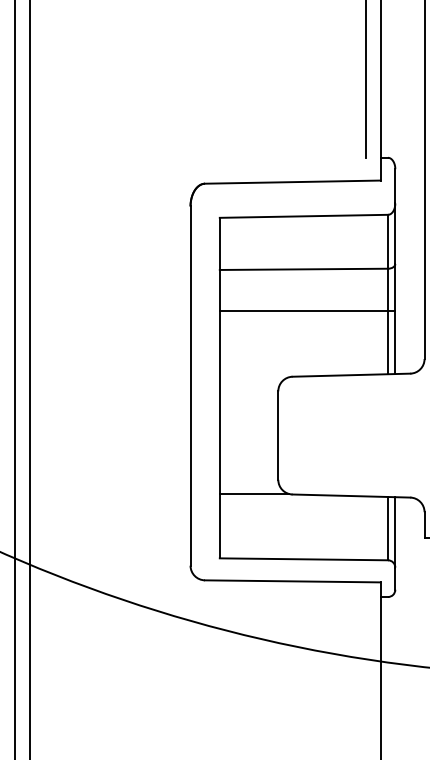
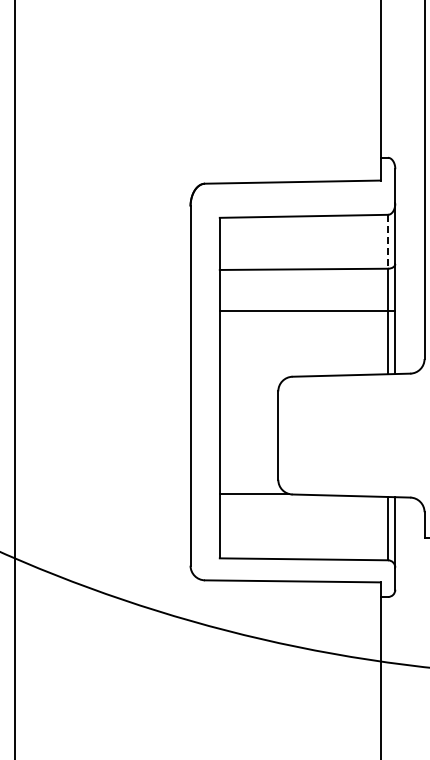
line: present -> none (366, 79)
line: solid -> dashed (388, 241)
line: present -> none (29, 379)
